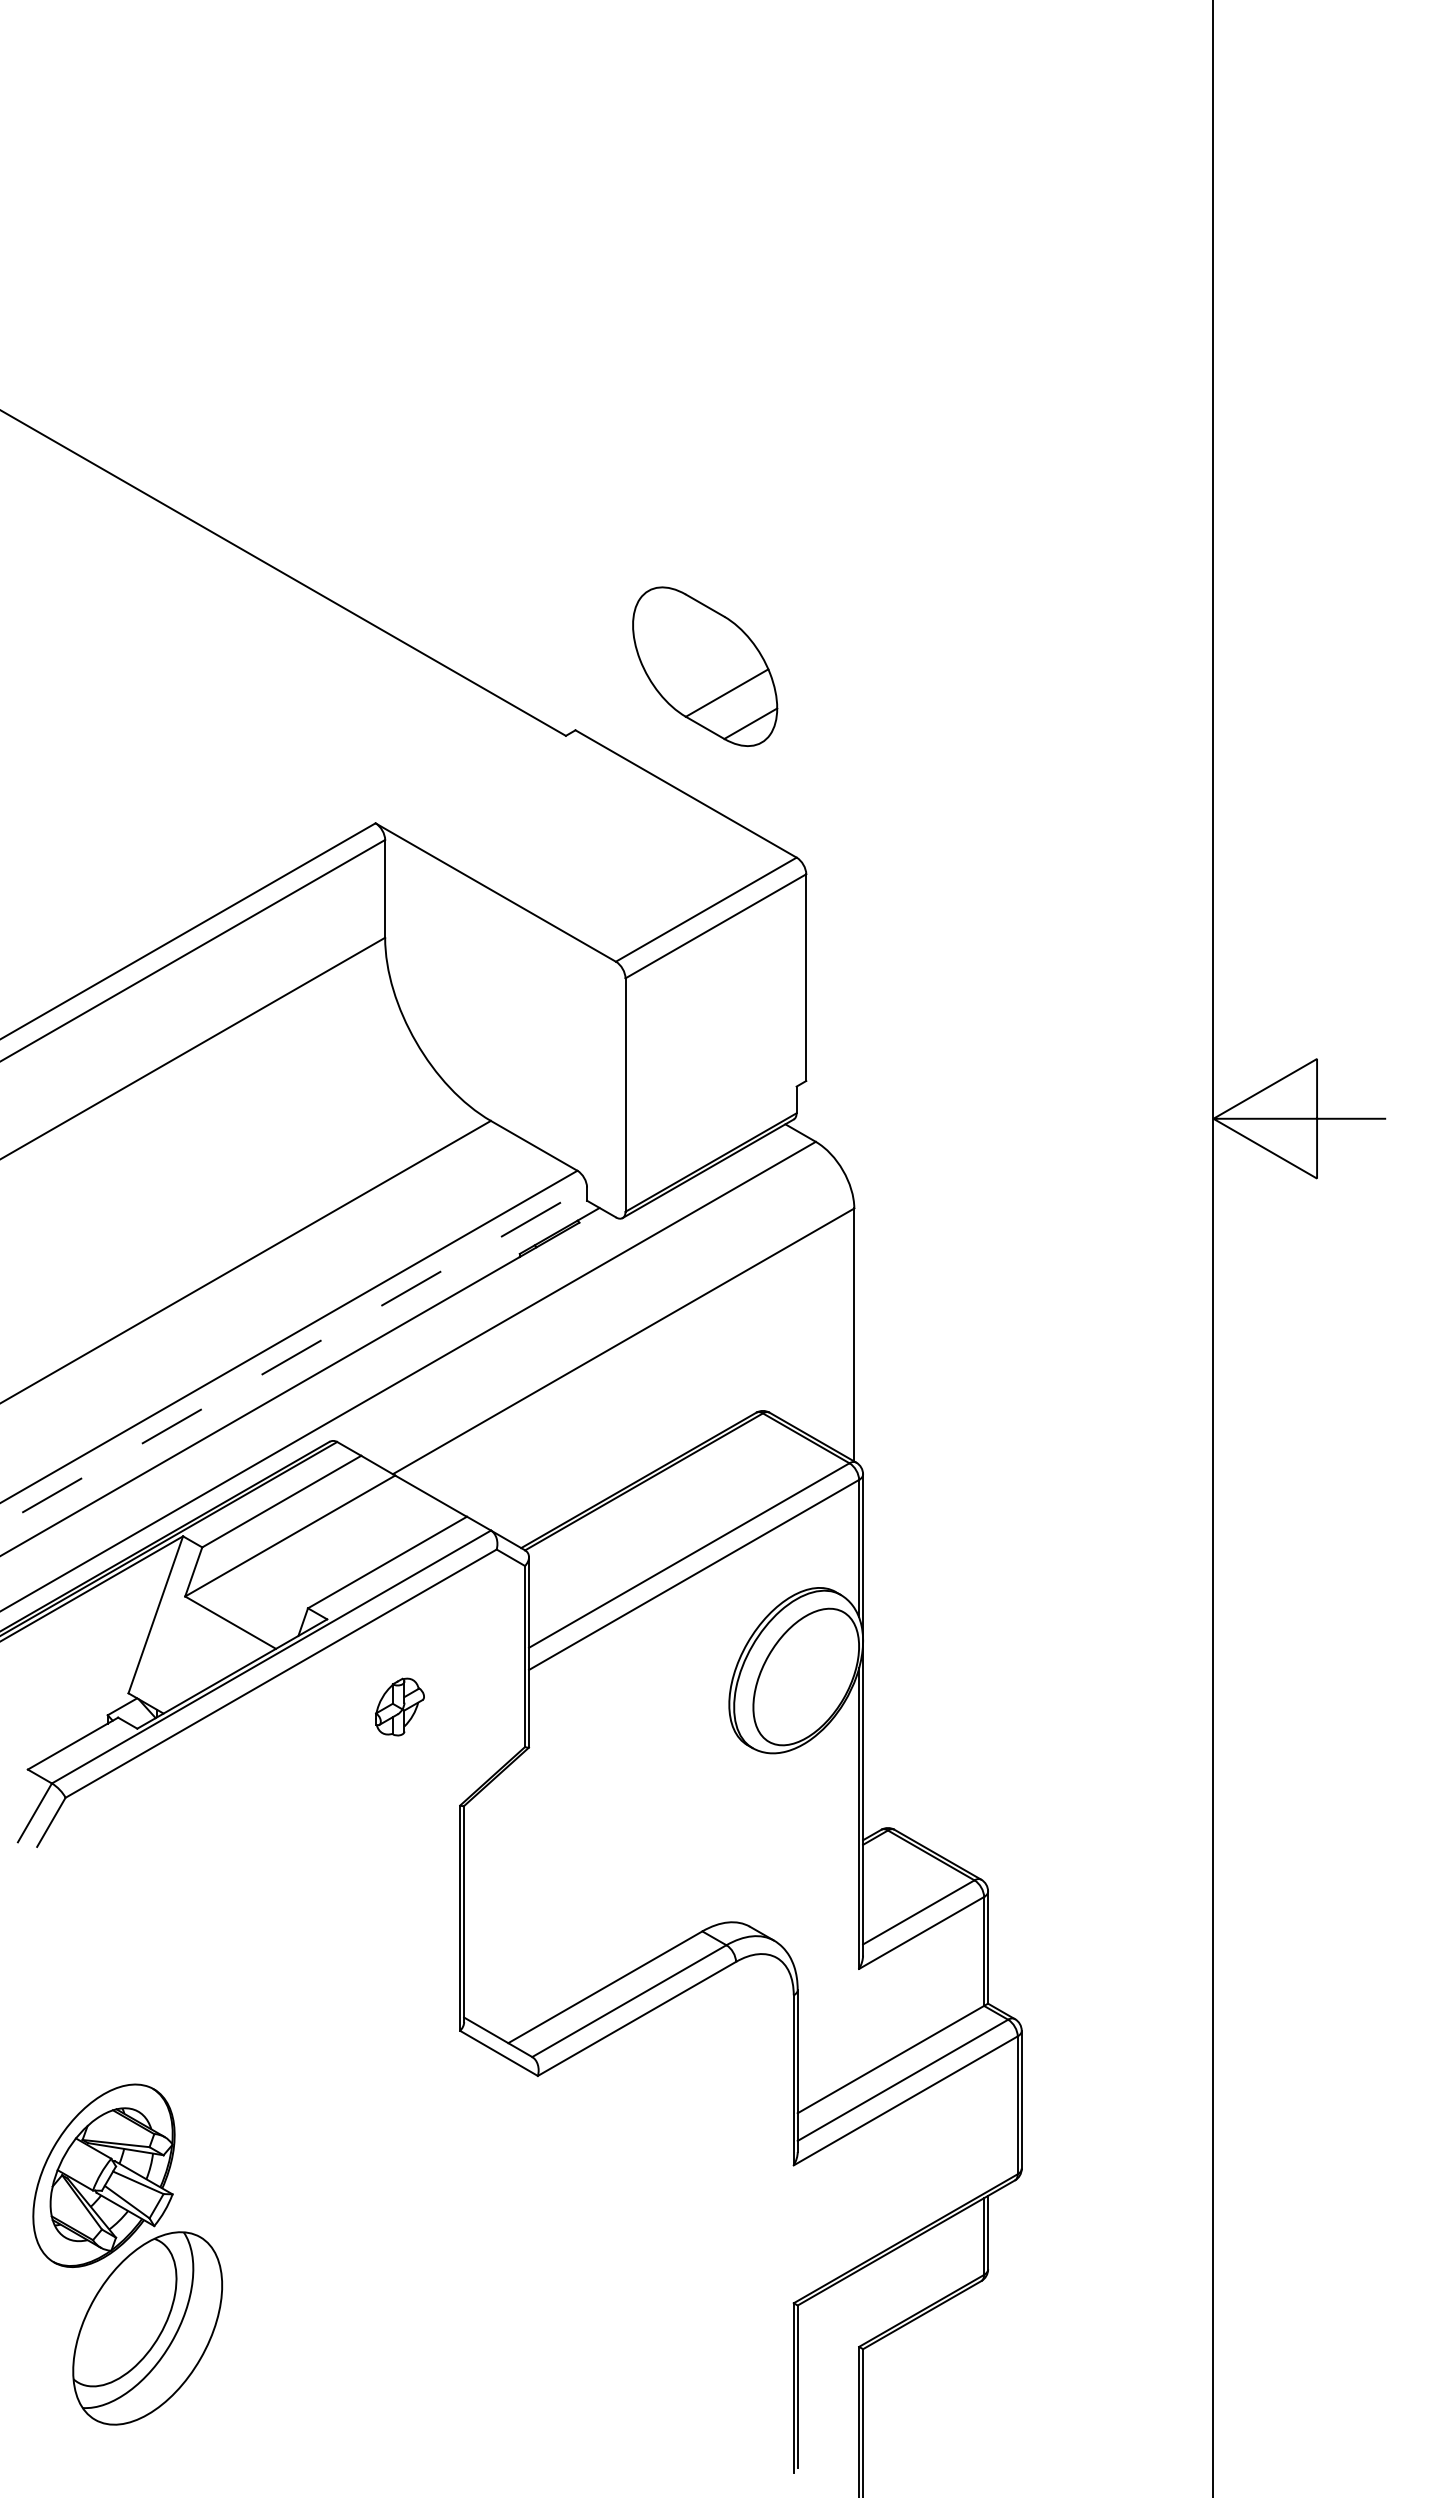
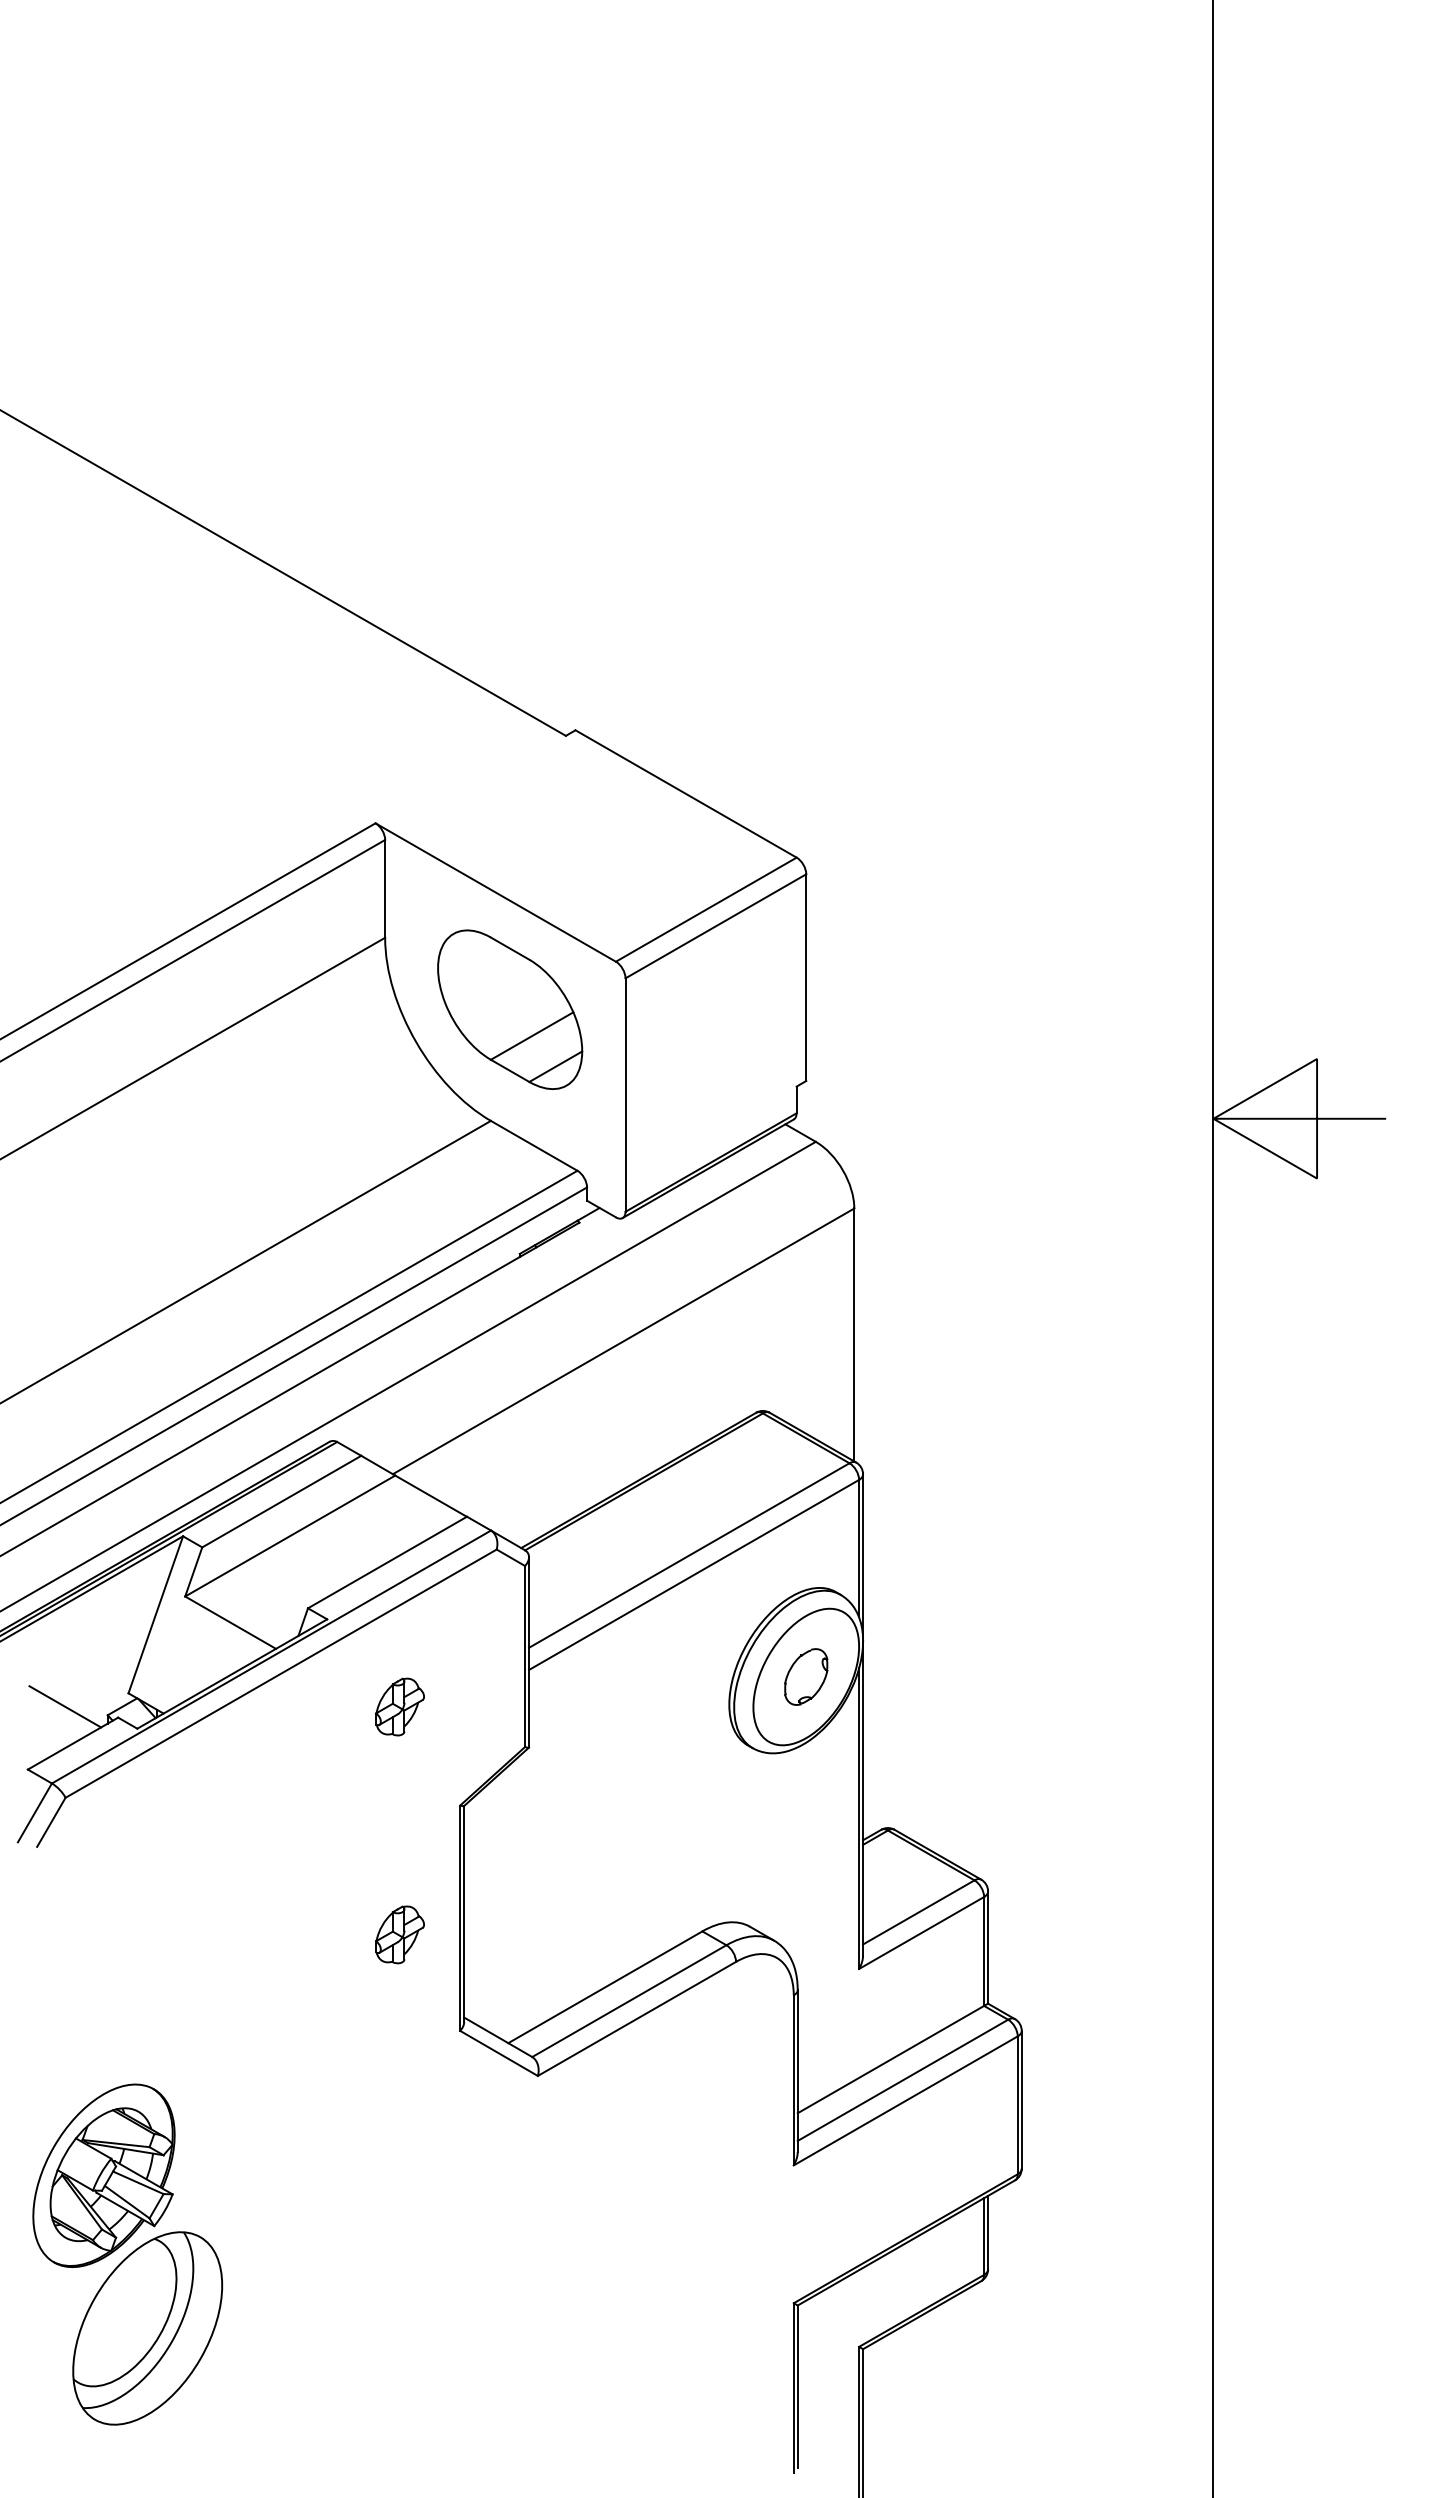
part position: (705, 666) -> (510, 1009) (510, 1009)
line: dashed -> solid (294, 1356)
part: none -> present (806, 1676)
line: none -> present (65, 1706)
part: none -> present (399, 1934)
